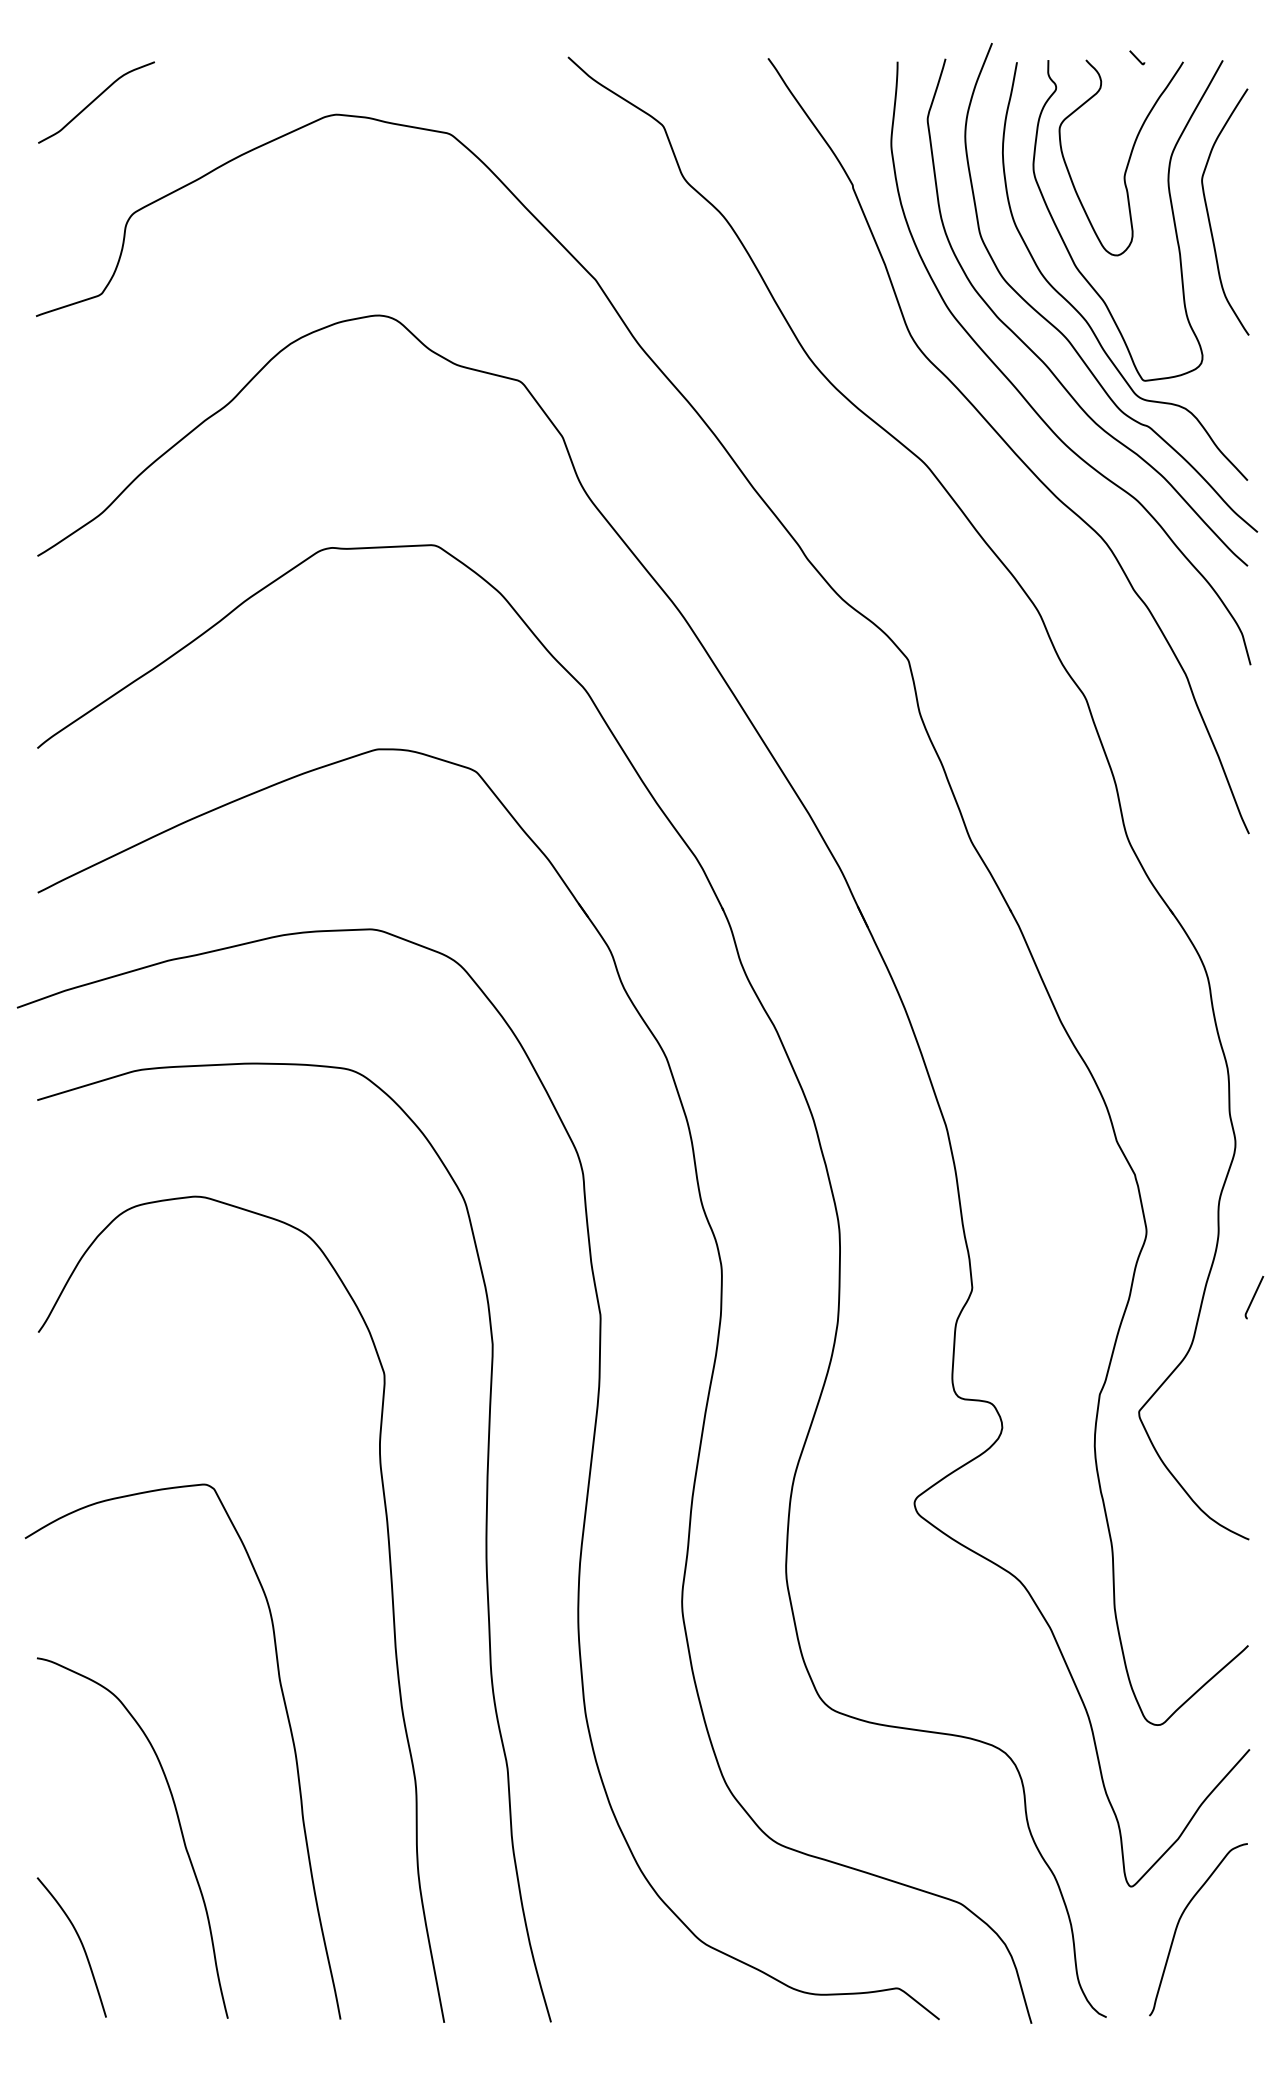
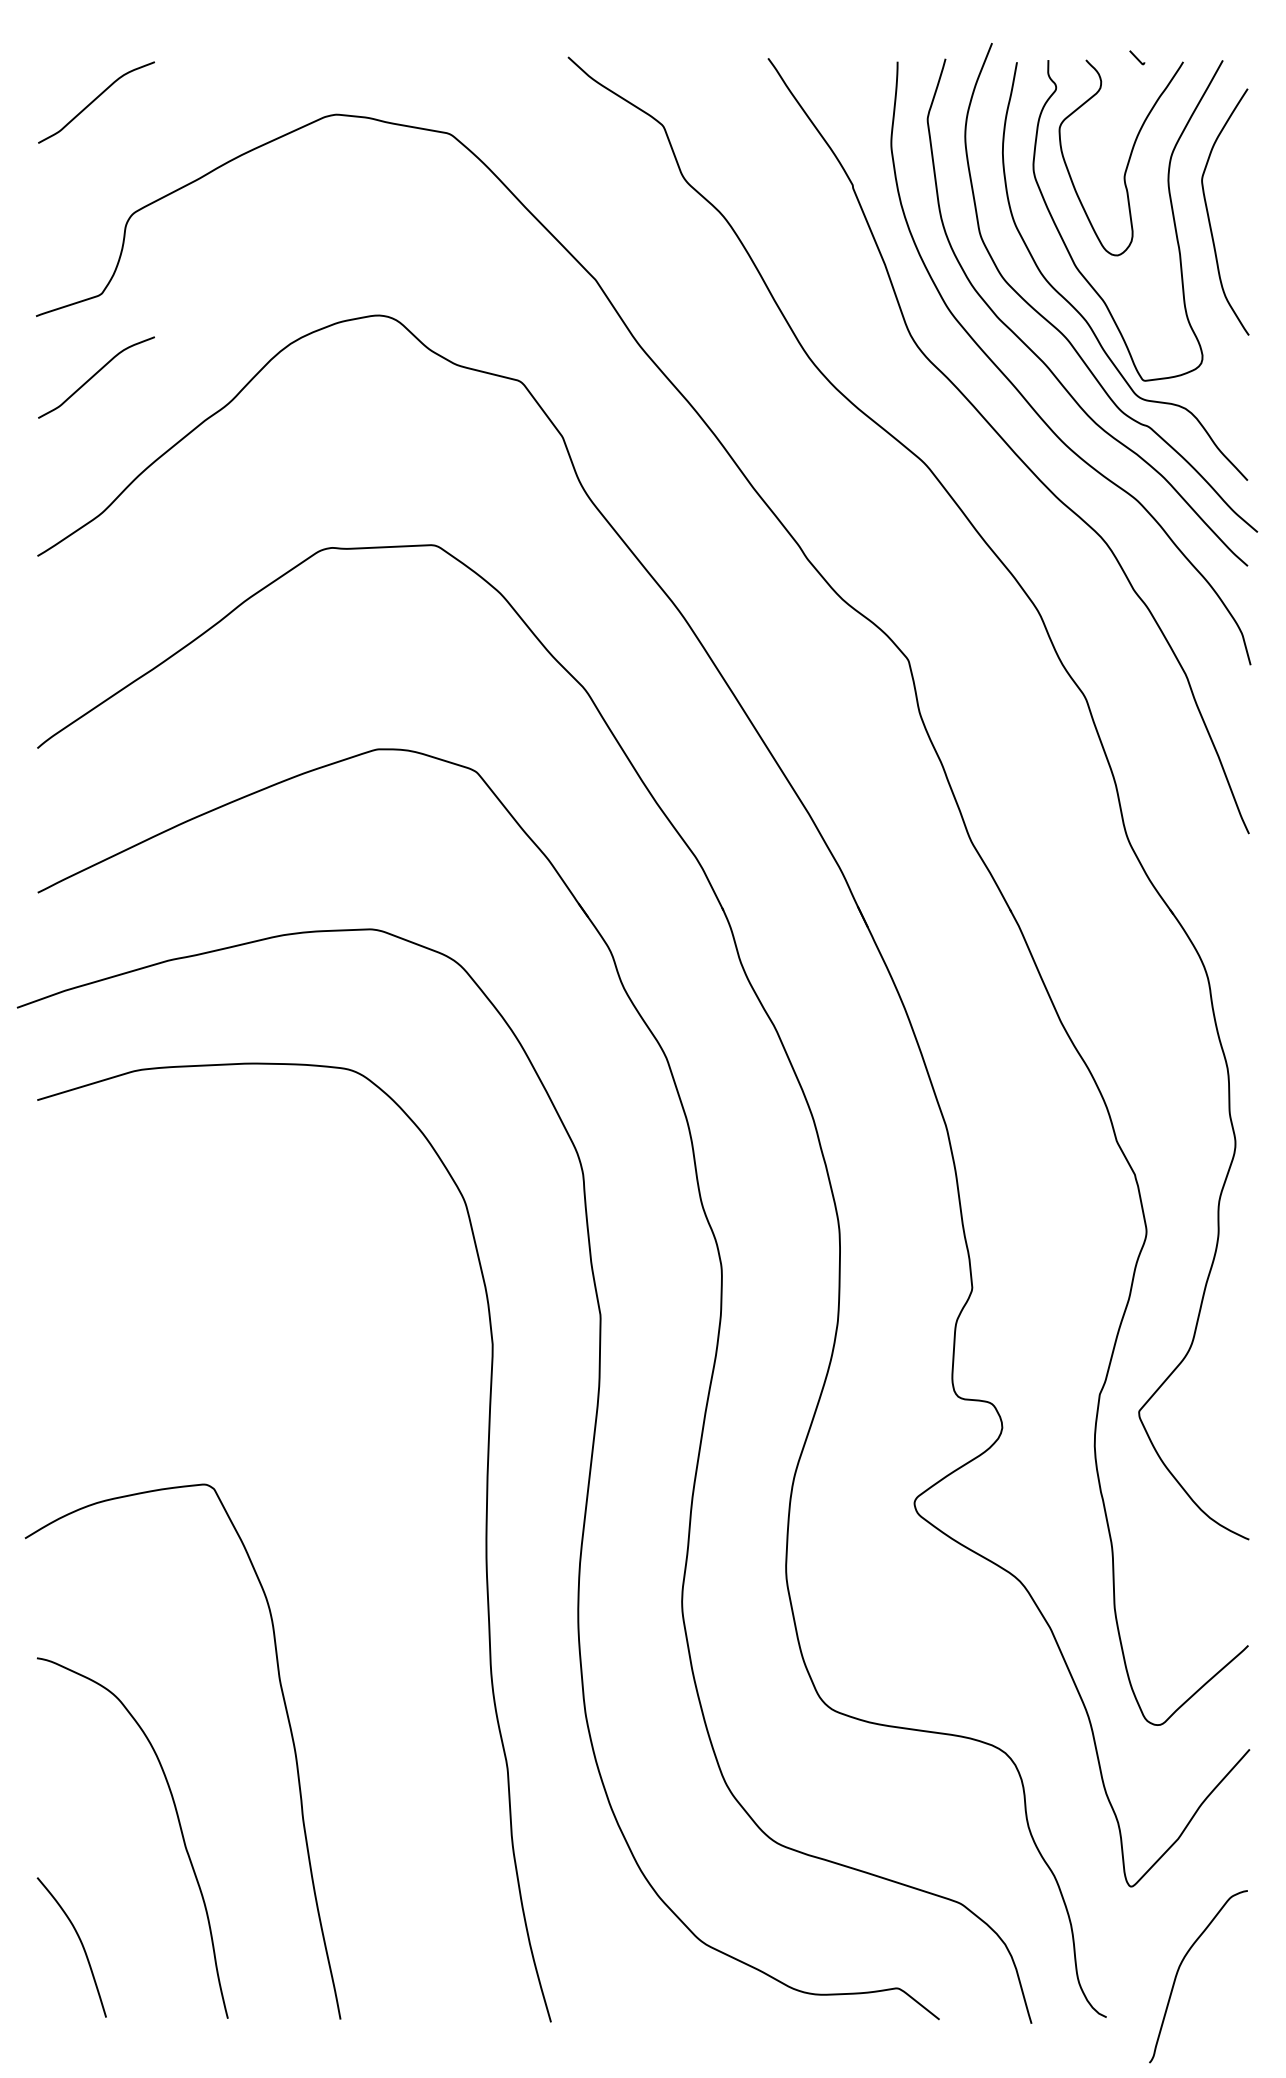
curve: none -> present (95, 375)
curve: present -> none (1254, 1297)
curve: present -> none (391, 1599)
curve position: (1180, 1920) -> (1180, 1967) (1180, 1967)
